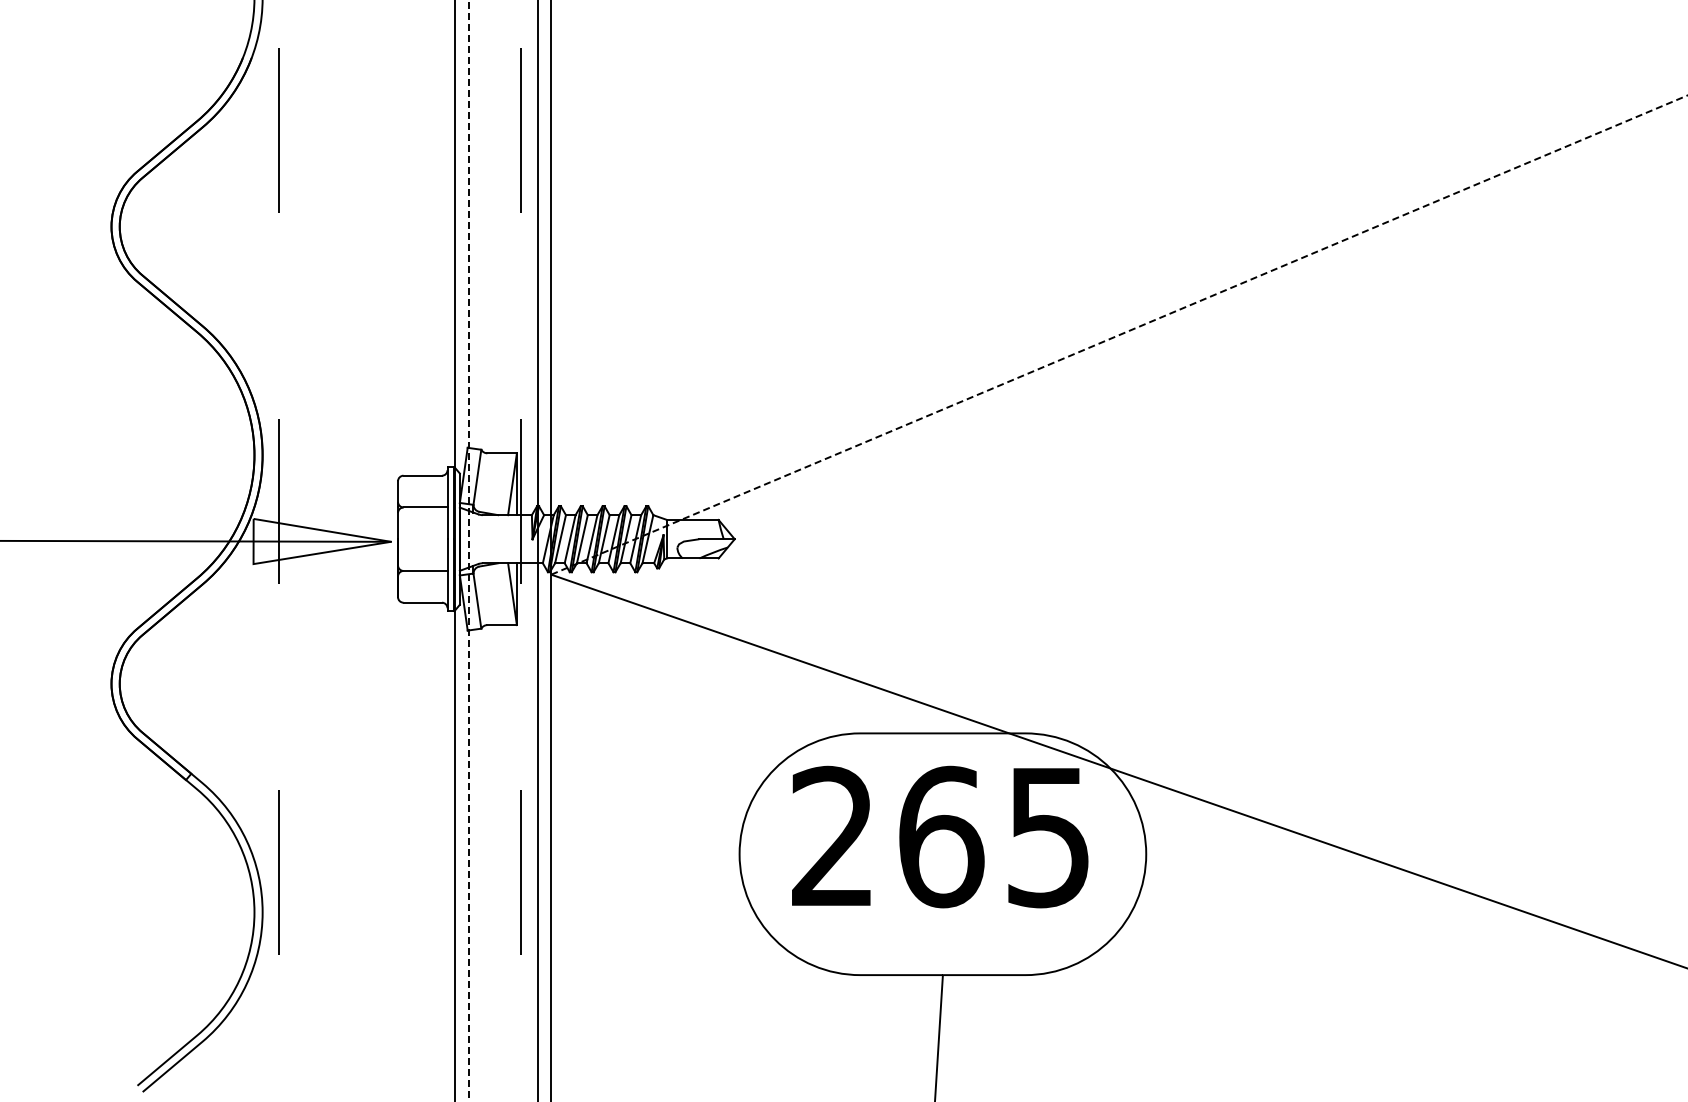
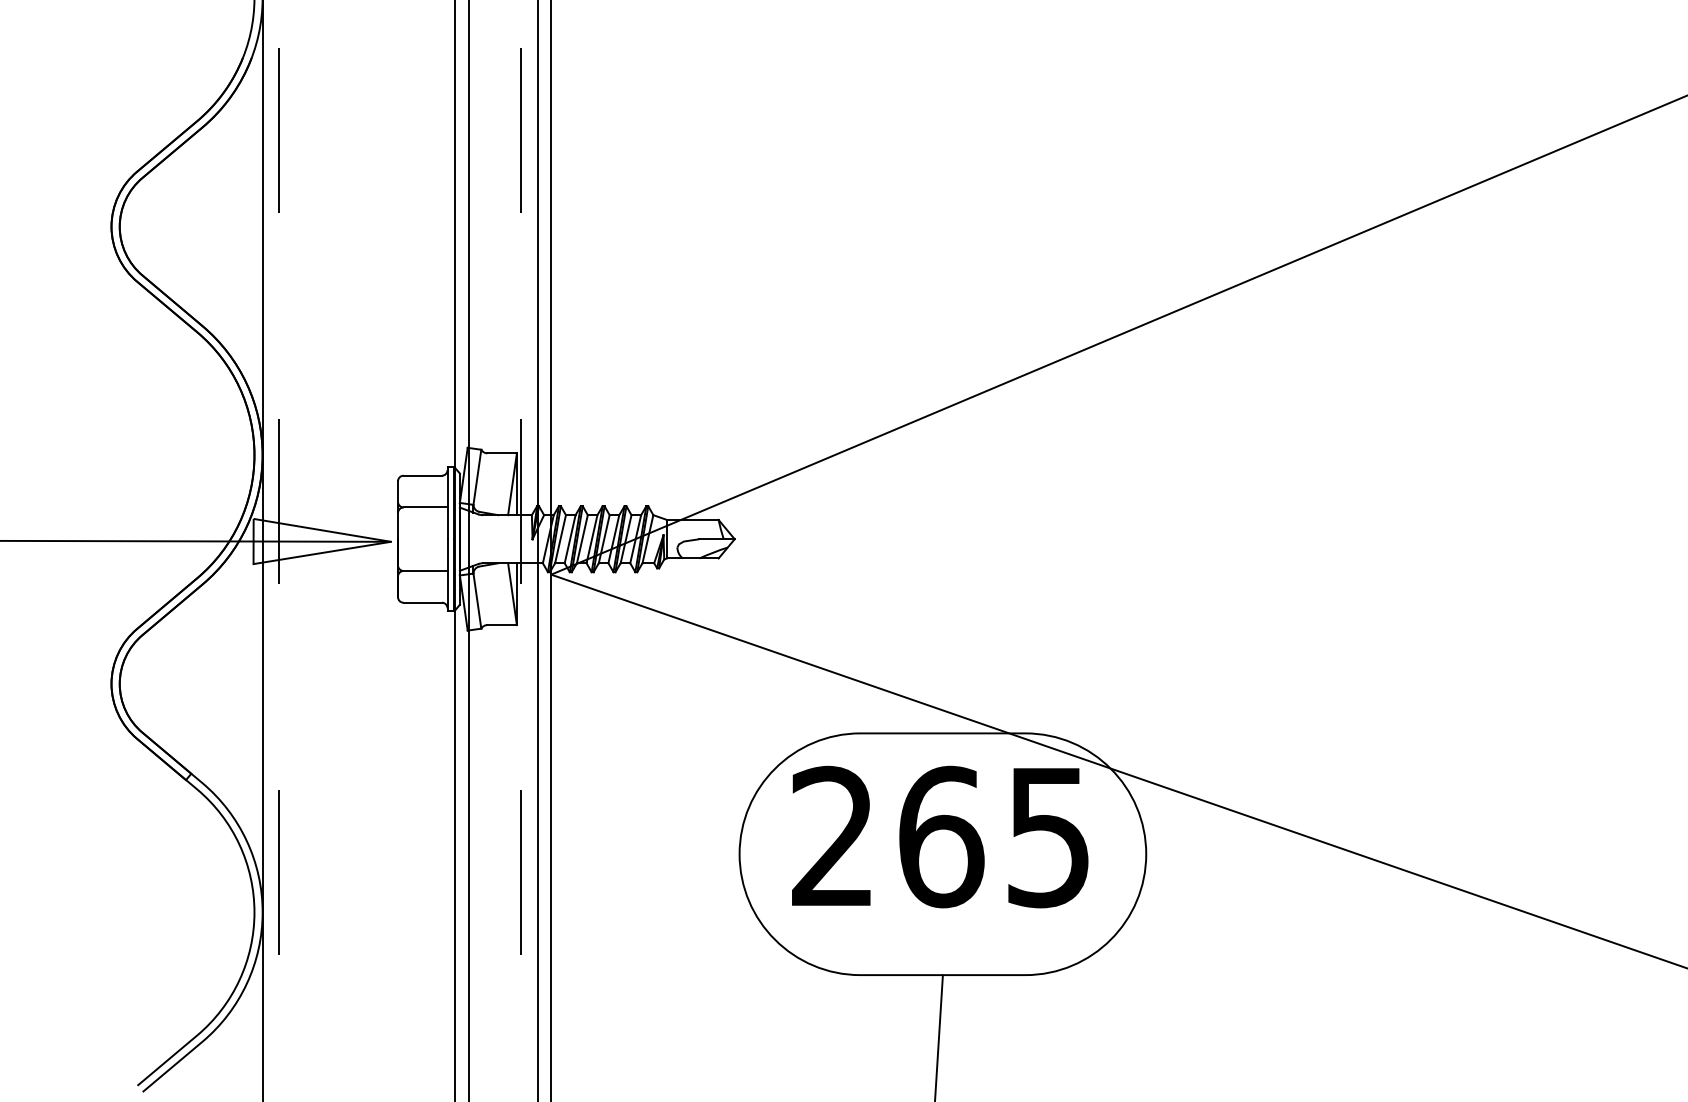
line: dashed -> solid (1119, 334)
line: none -> present (262, 550)
line: dashed -> solid (468, 551)
